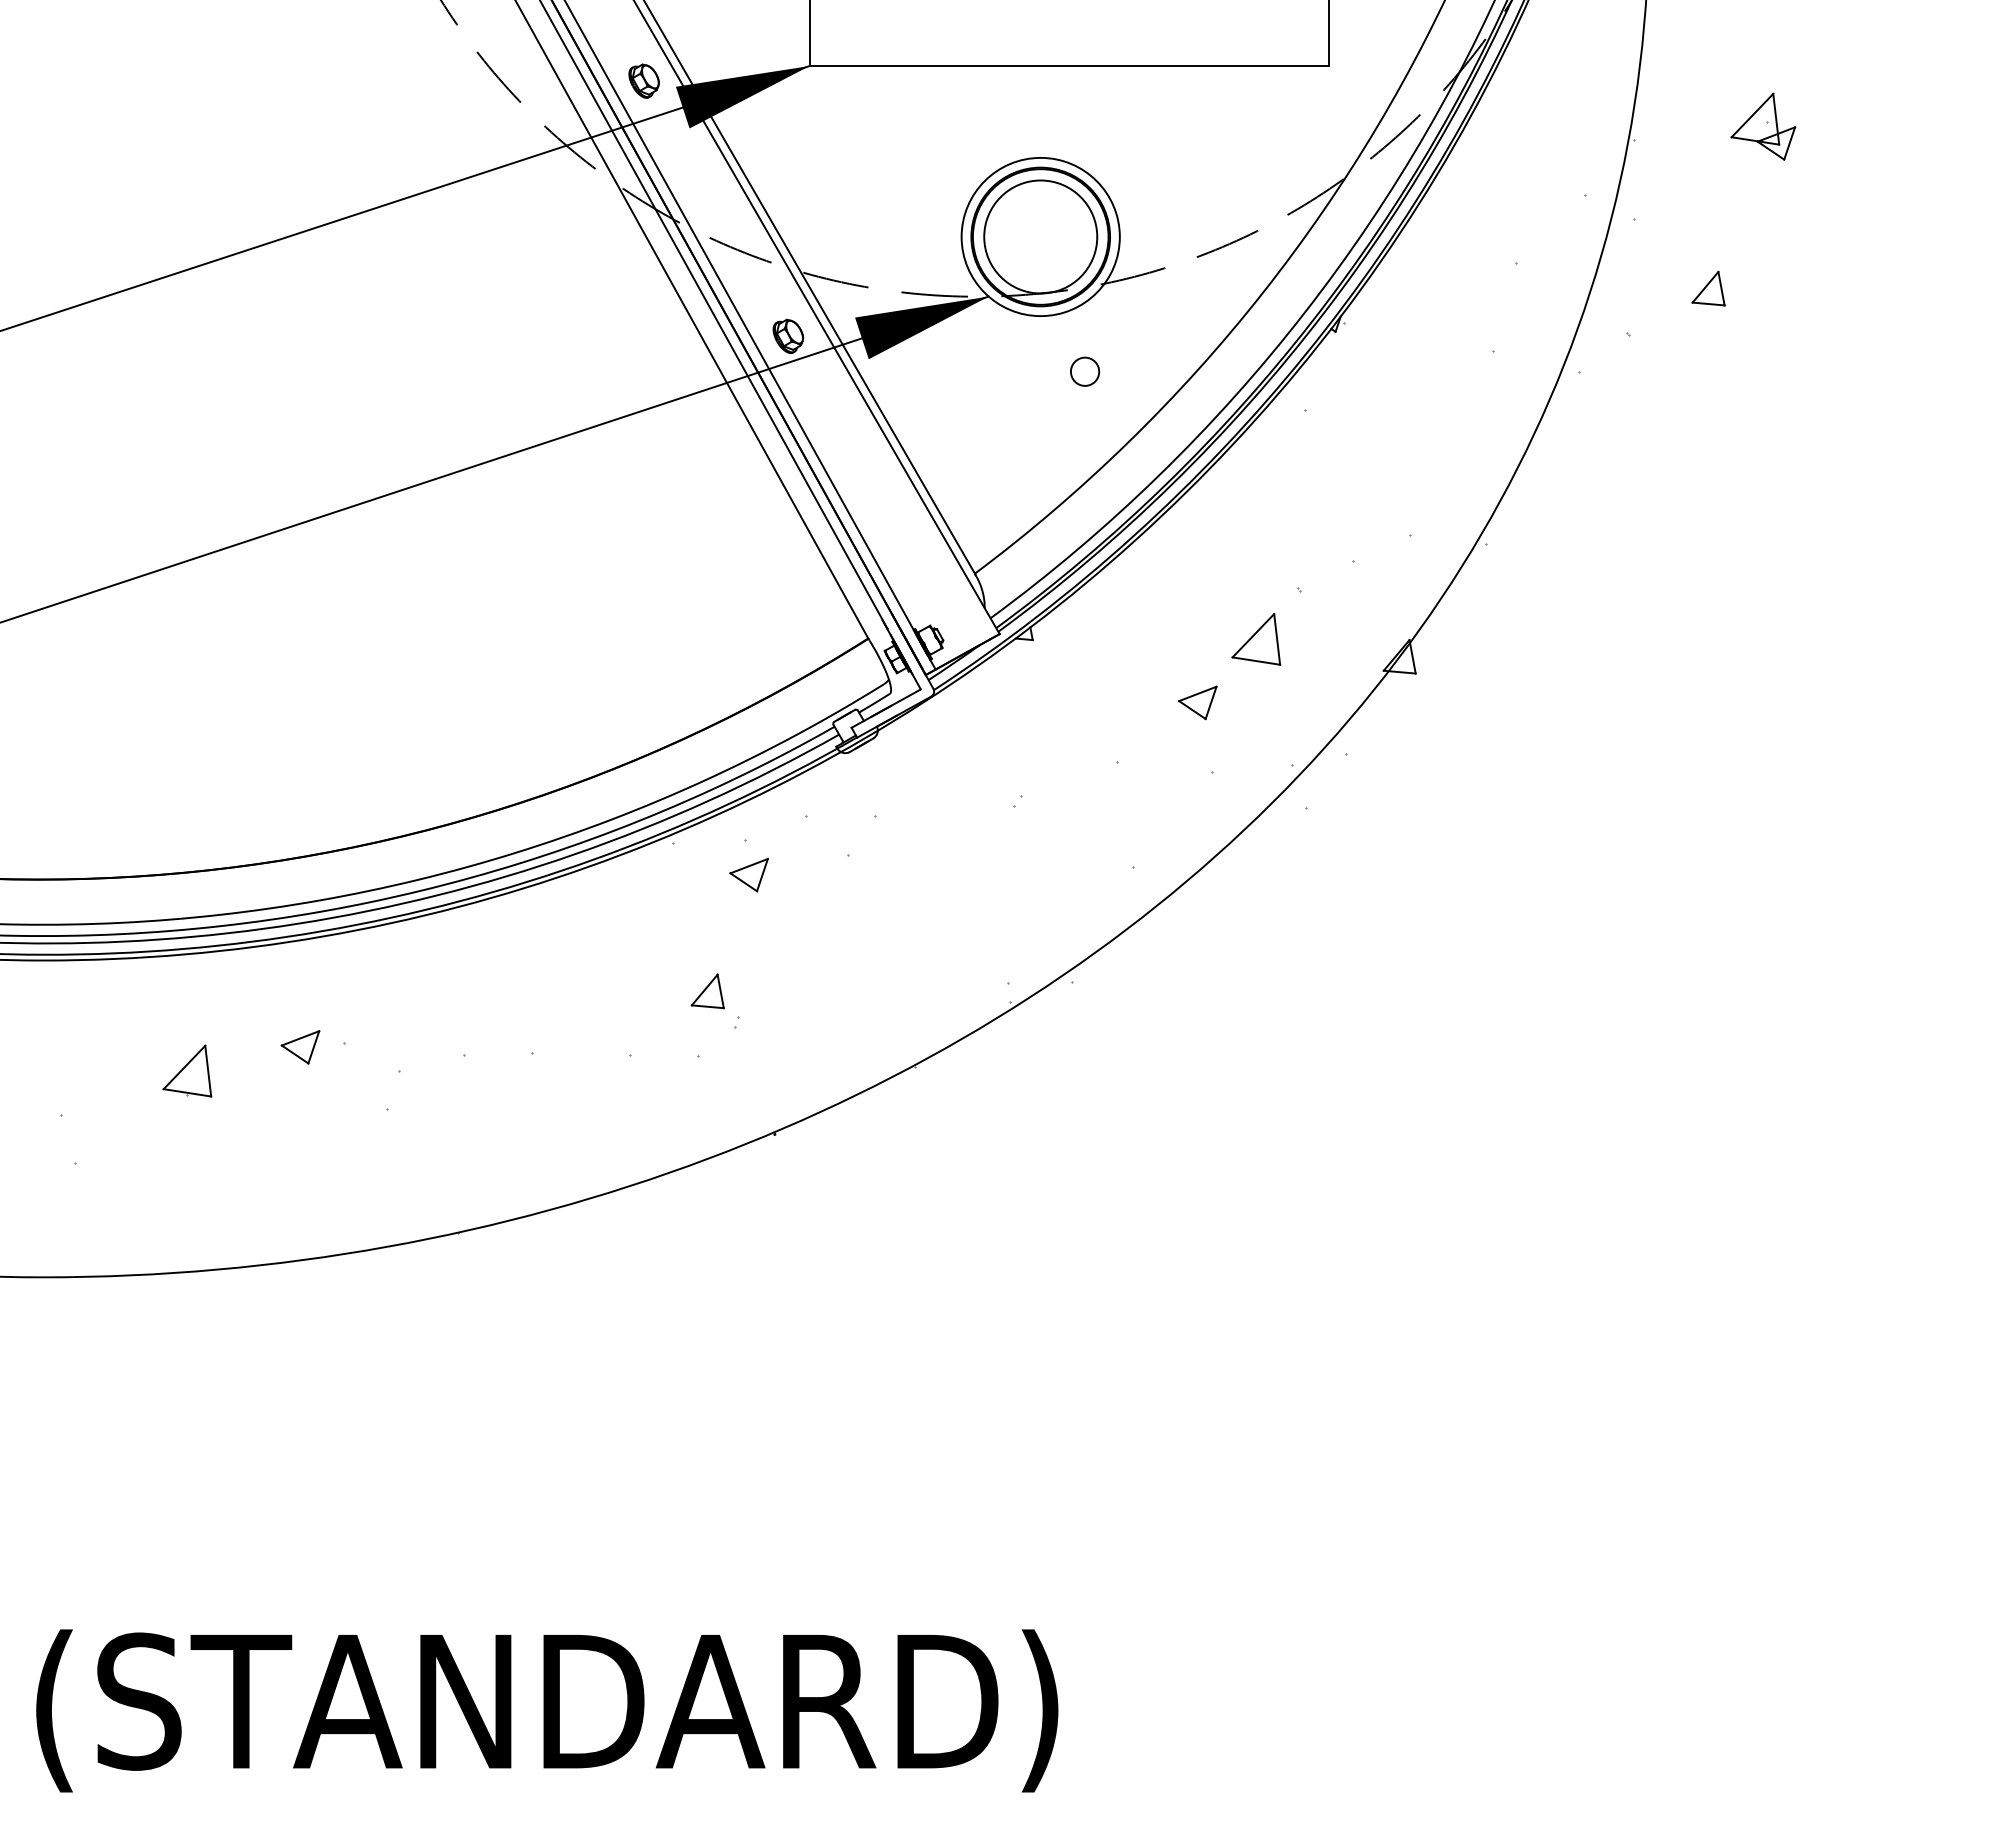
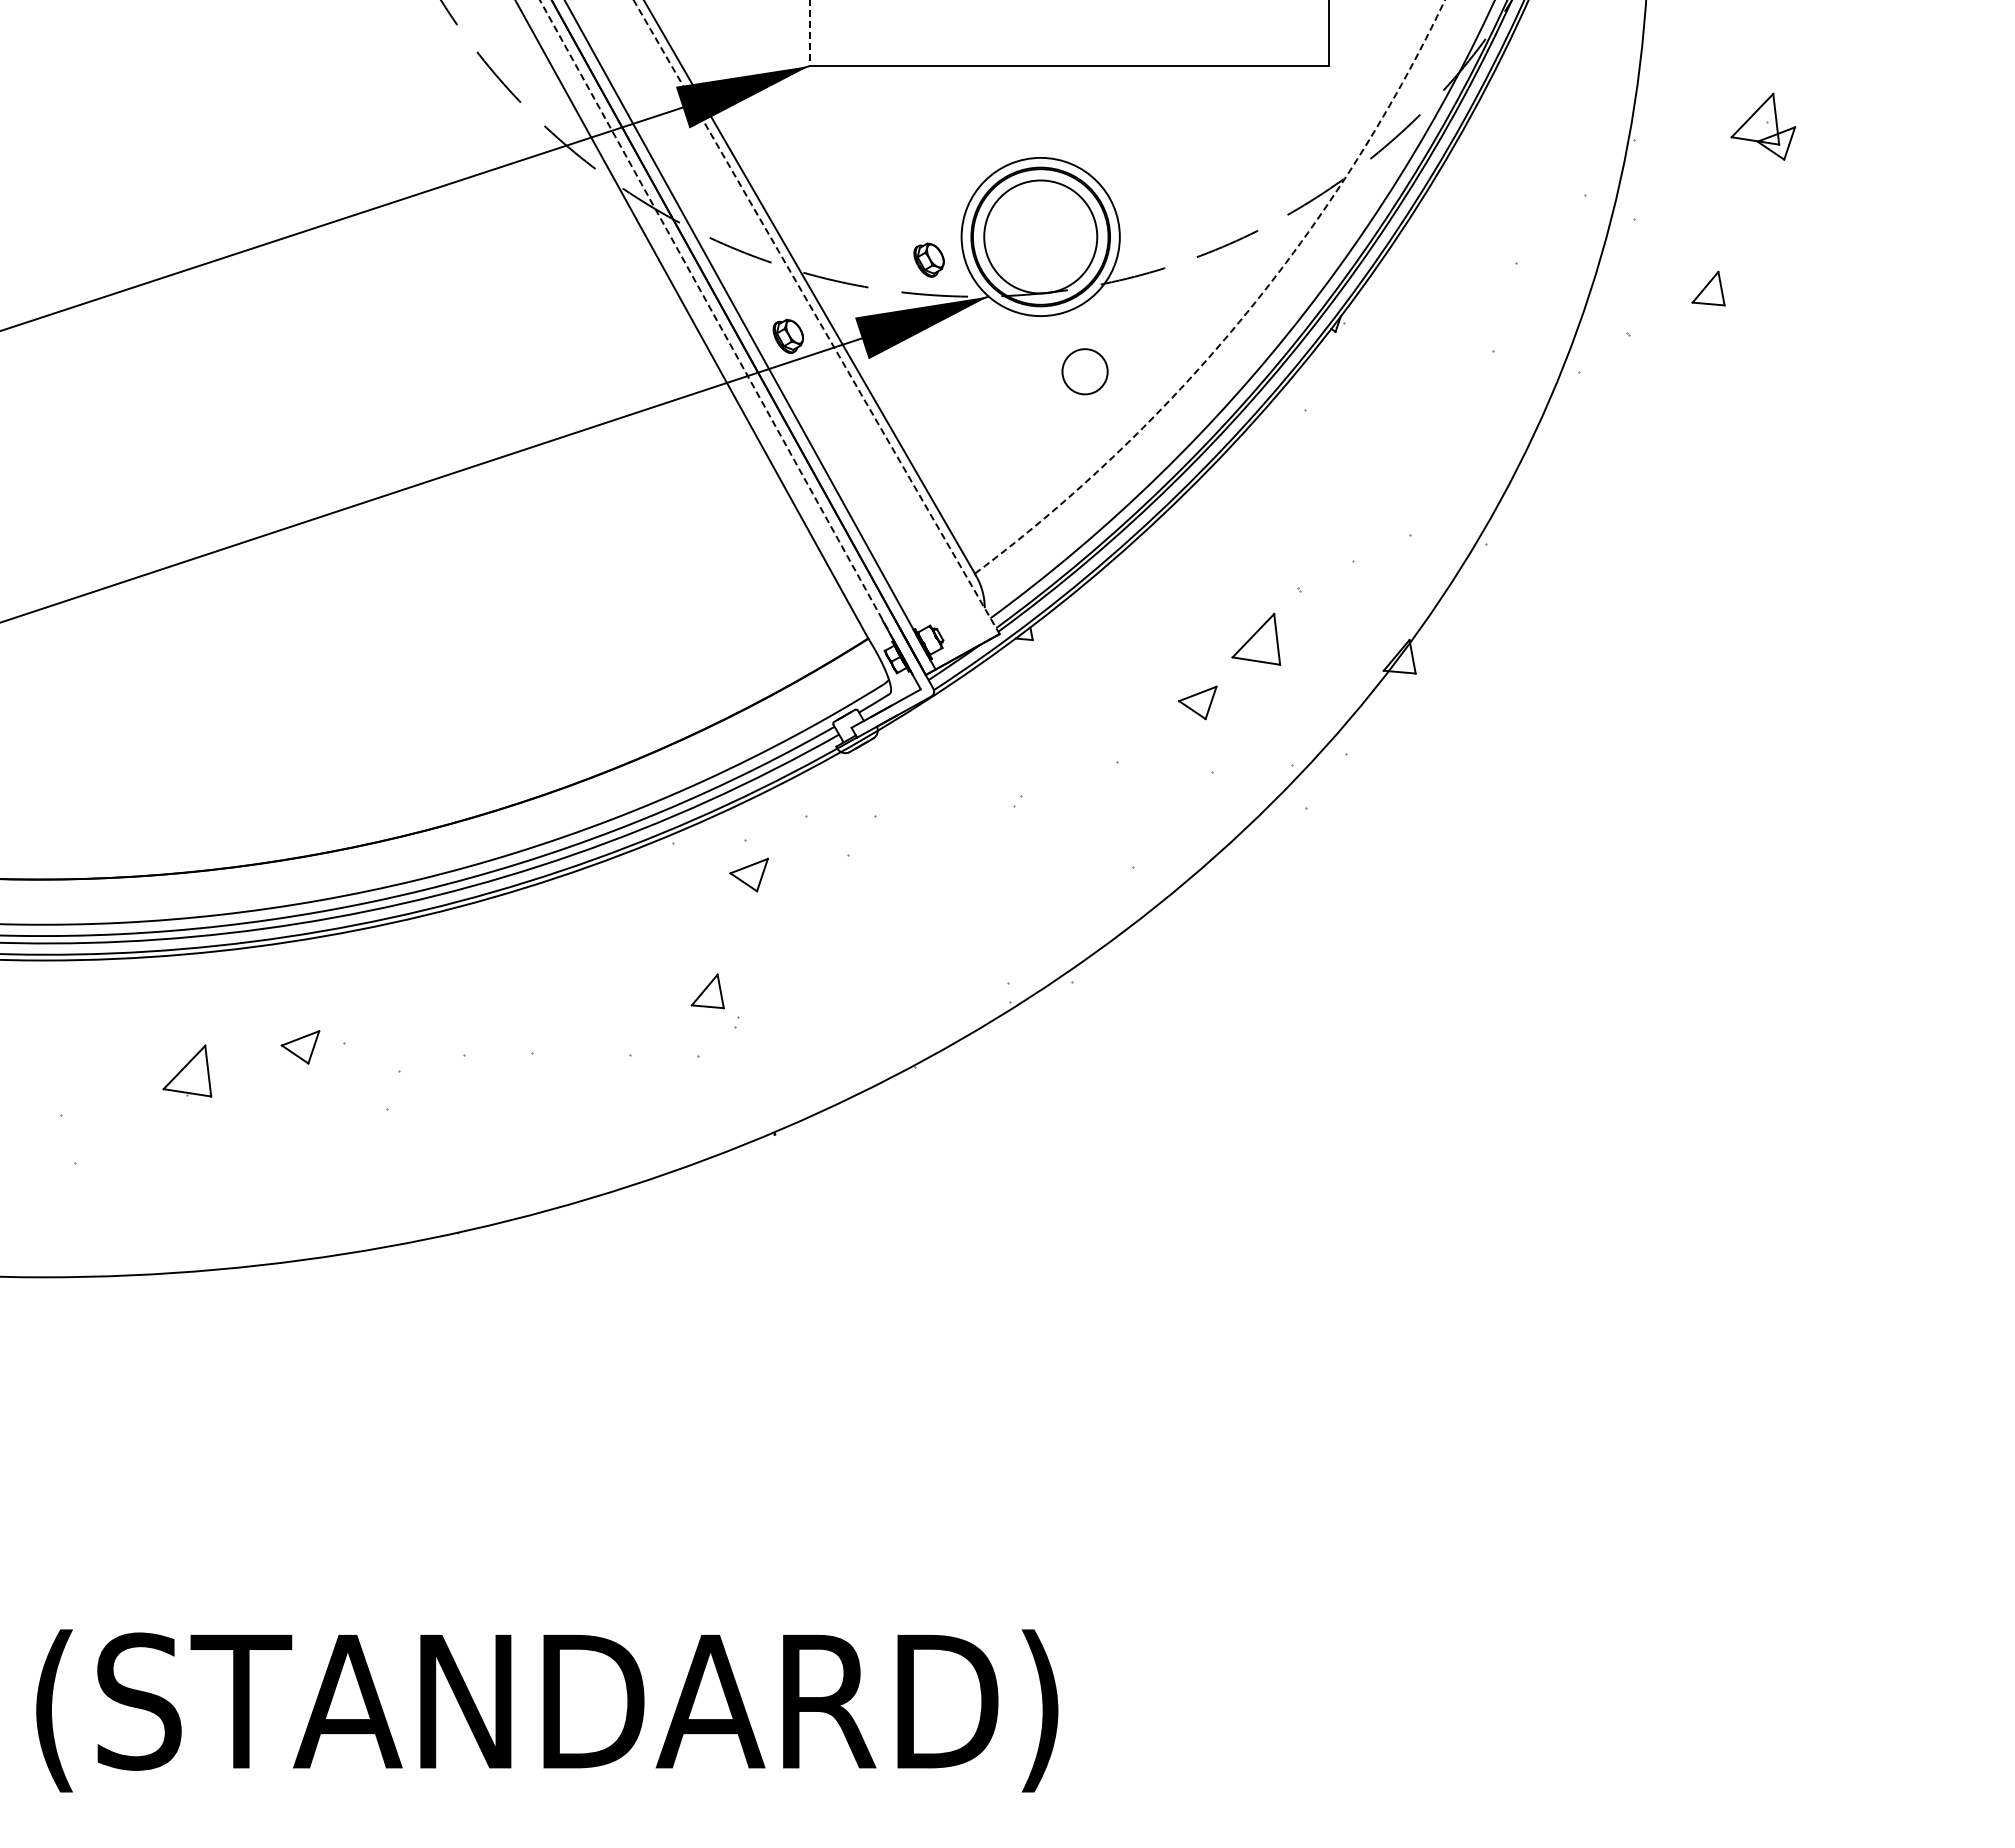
line: solid -> dashed (809, 33)
part position: (643, 80) -> (928, 259) (928, 259)
line: solid -> dashed (713, 314)
arc: solid -> dashed (1245, 314)
line: solid -> dashed (816, 317)
circle diameter: 28 px -> 45 px (1084, 371)
